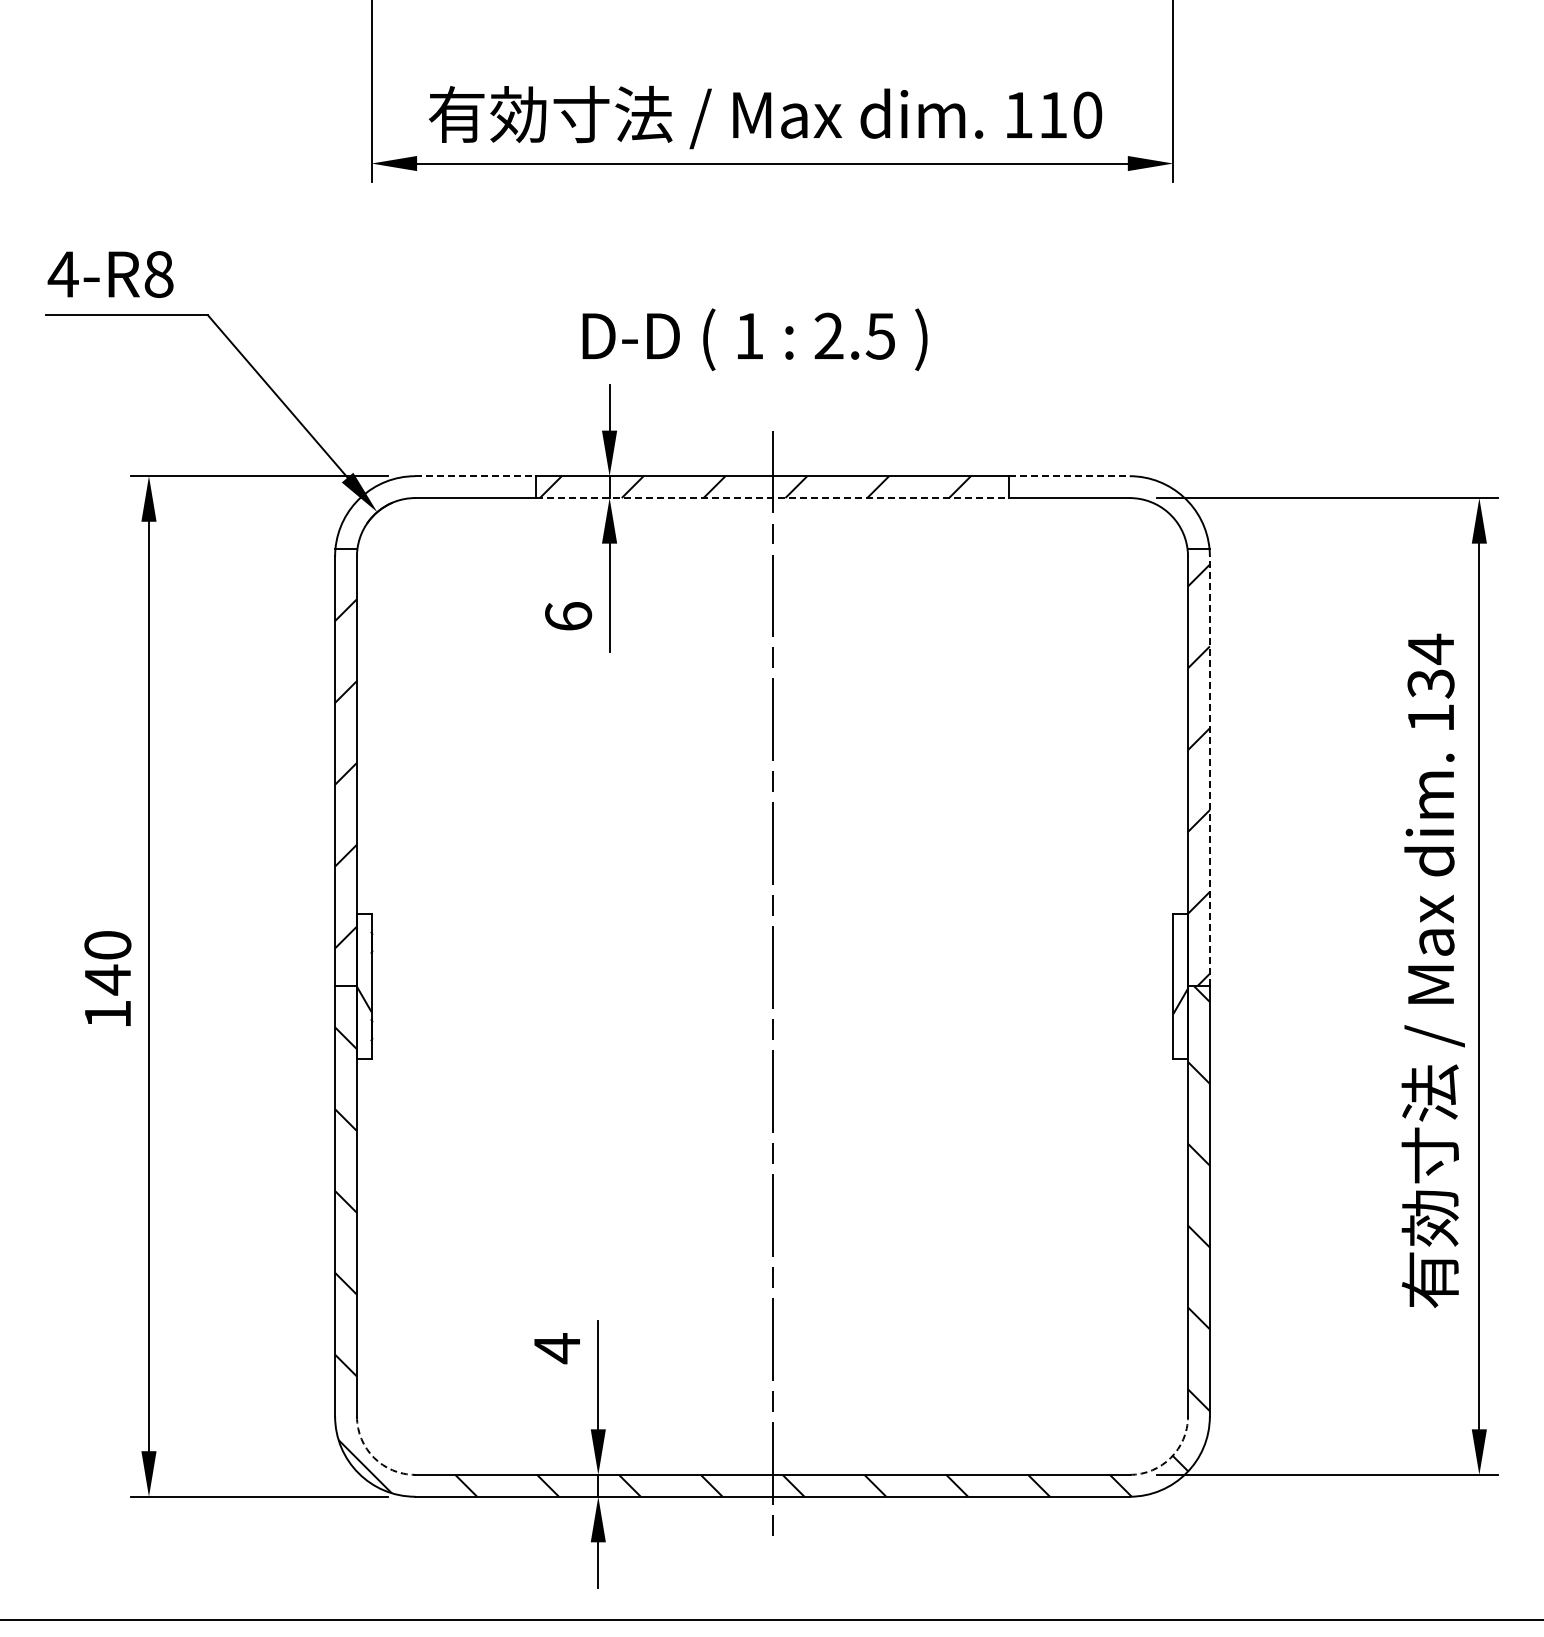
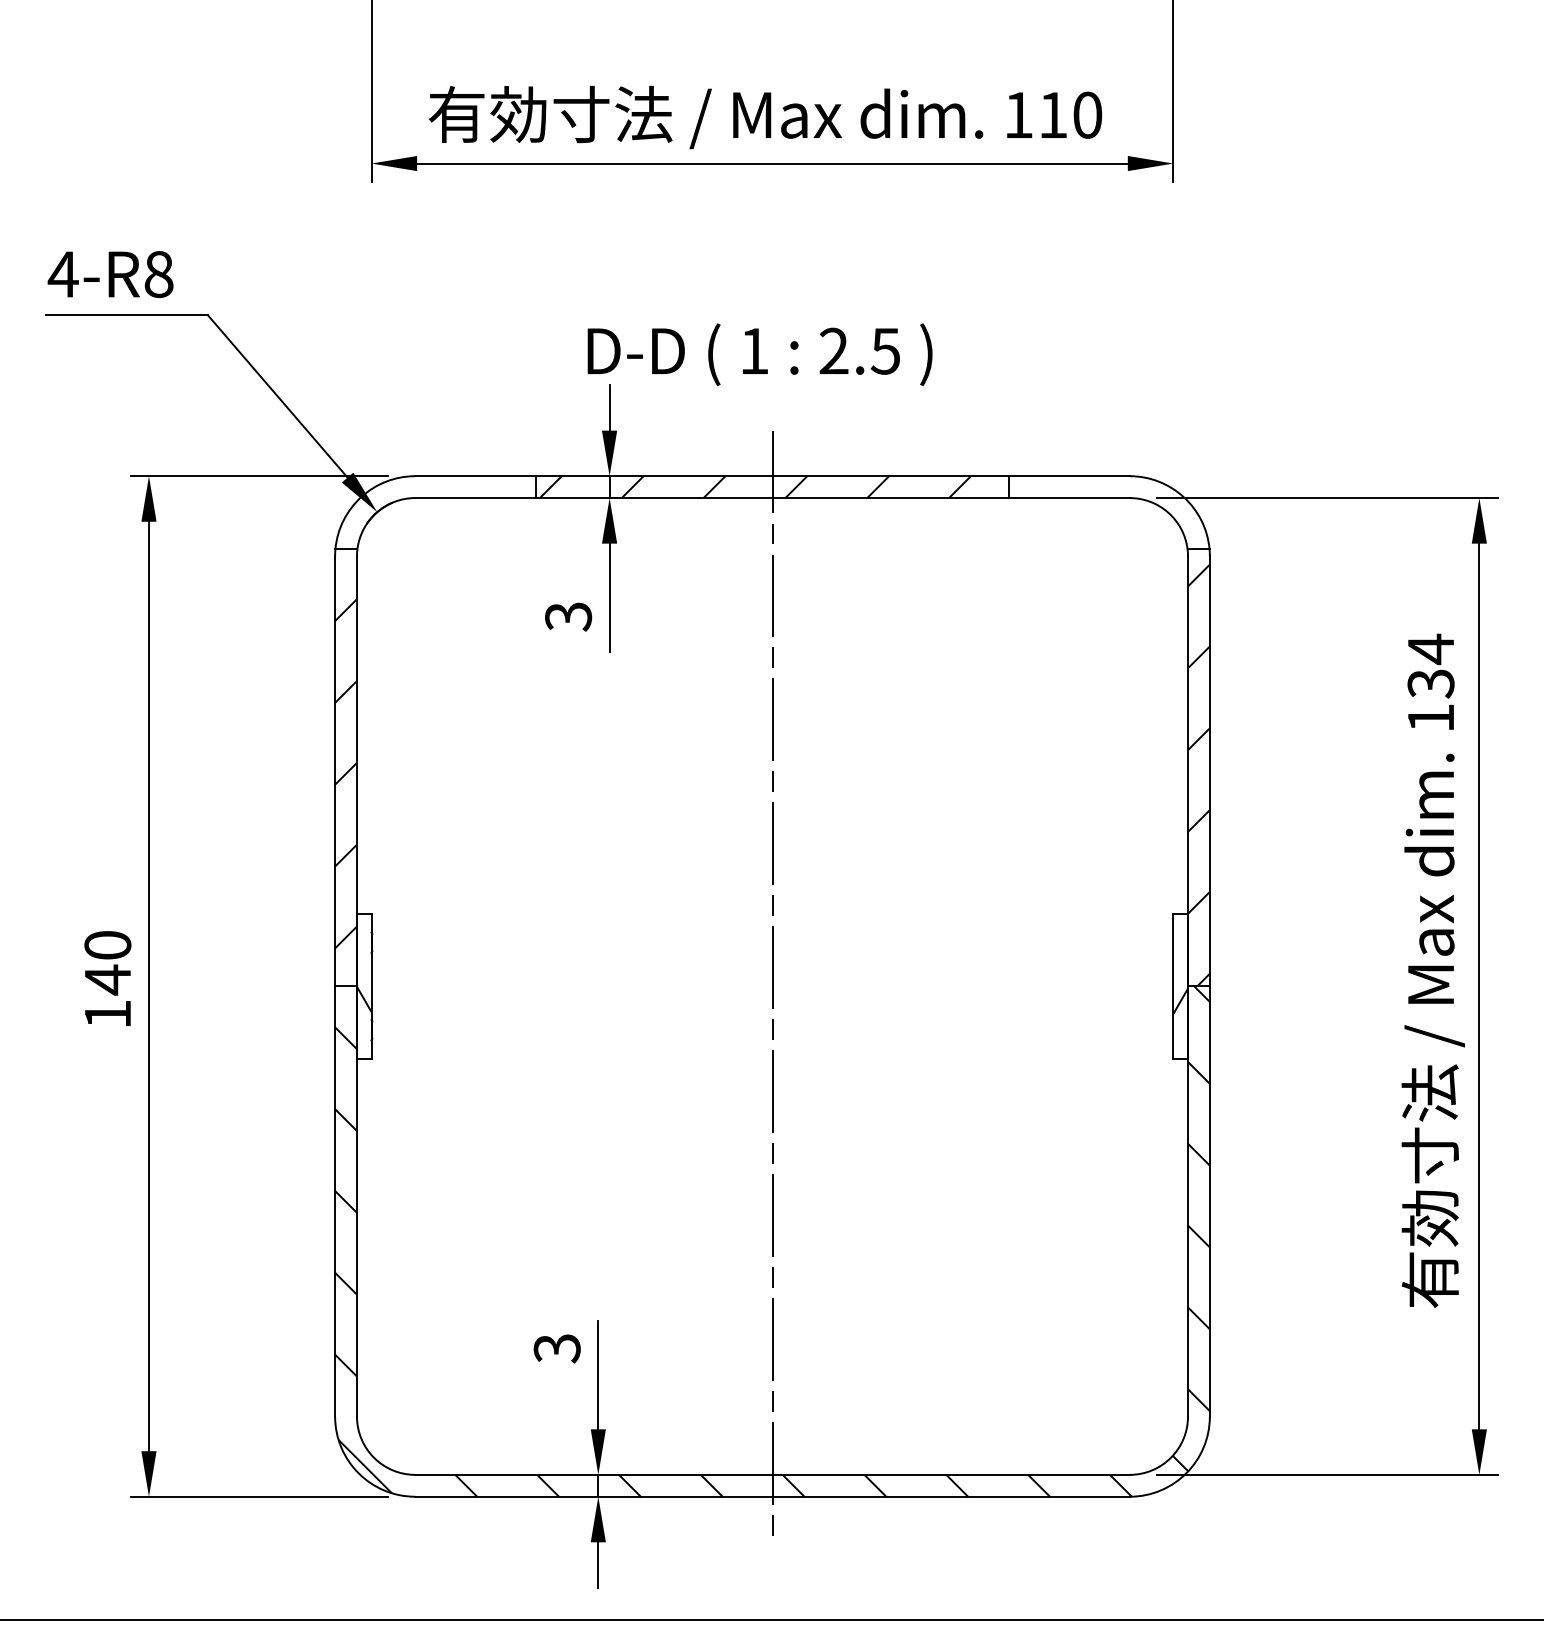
text position: (754, 339) -> (759, 354) (759, 354)
line: dashed -> solid (475, 476)
line: dashed -> solid (1070, 476)
line: dashed -> solid (772, 498)
text: 6 -> 3 (568, 616)
line: dashed -> solid (1209, 770)
text: 4 -> 3 (556, 1348)
arc: dashed -> solid (374, 1457)
arc: dashed -> solid (1170, 1457)
